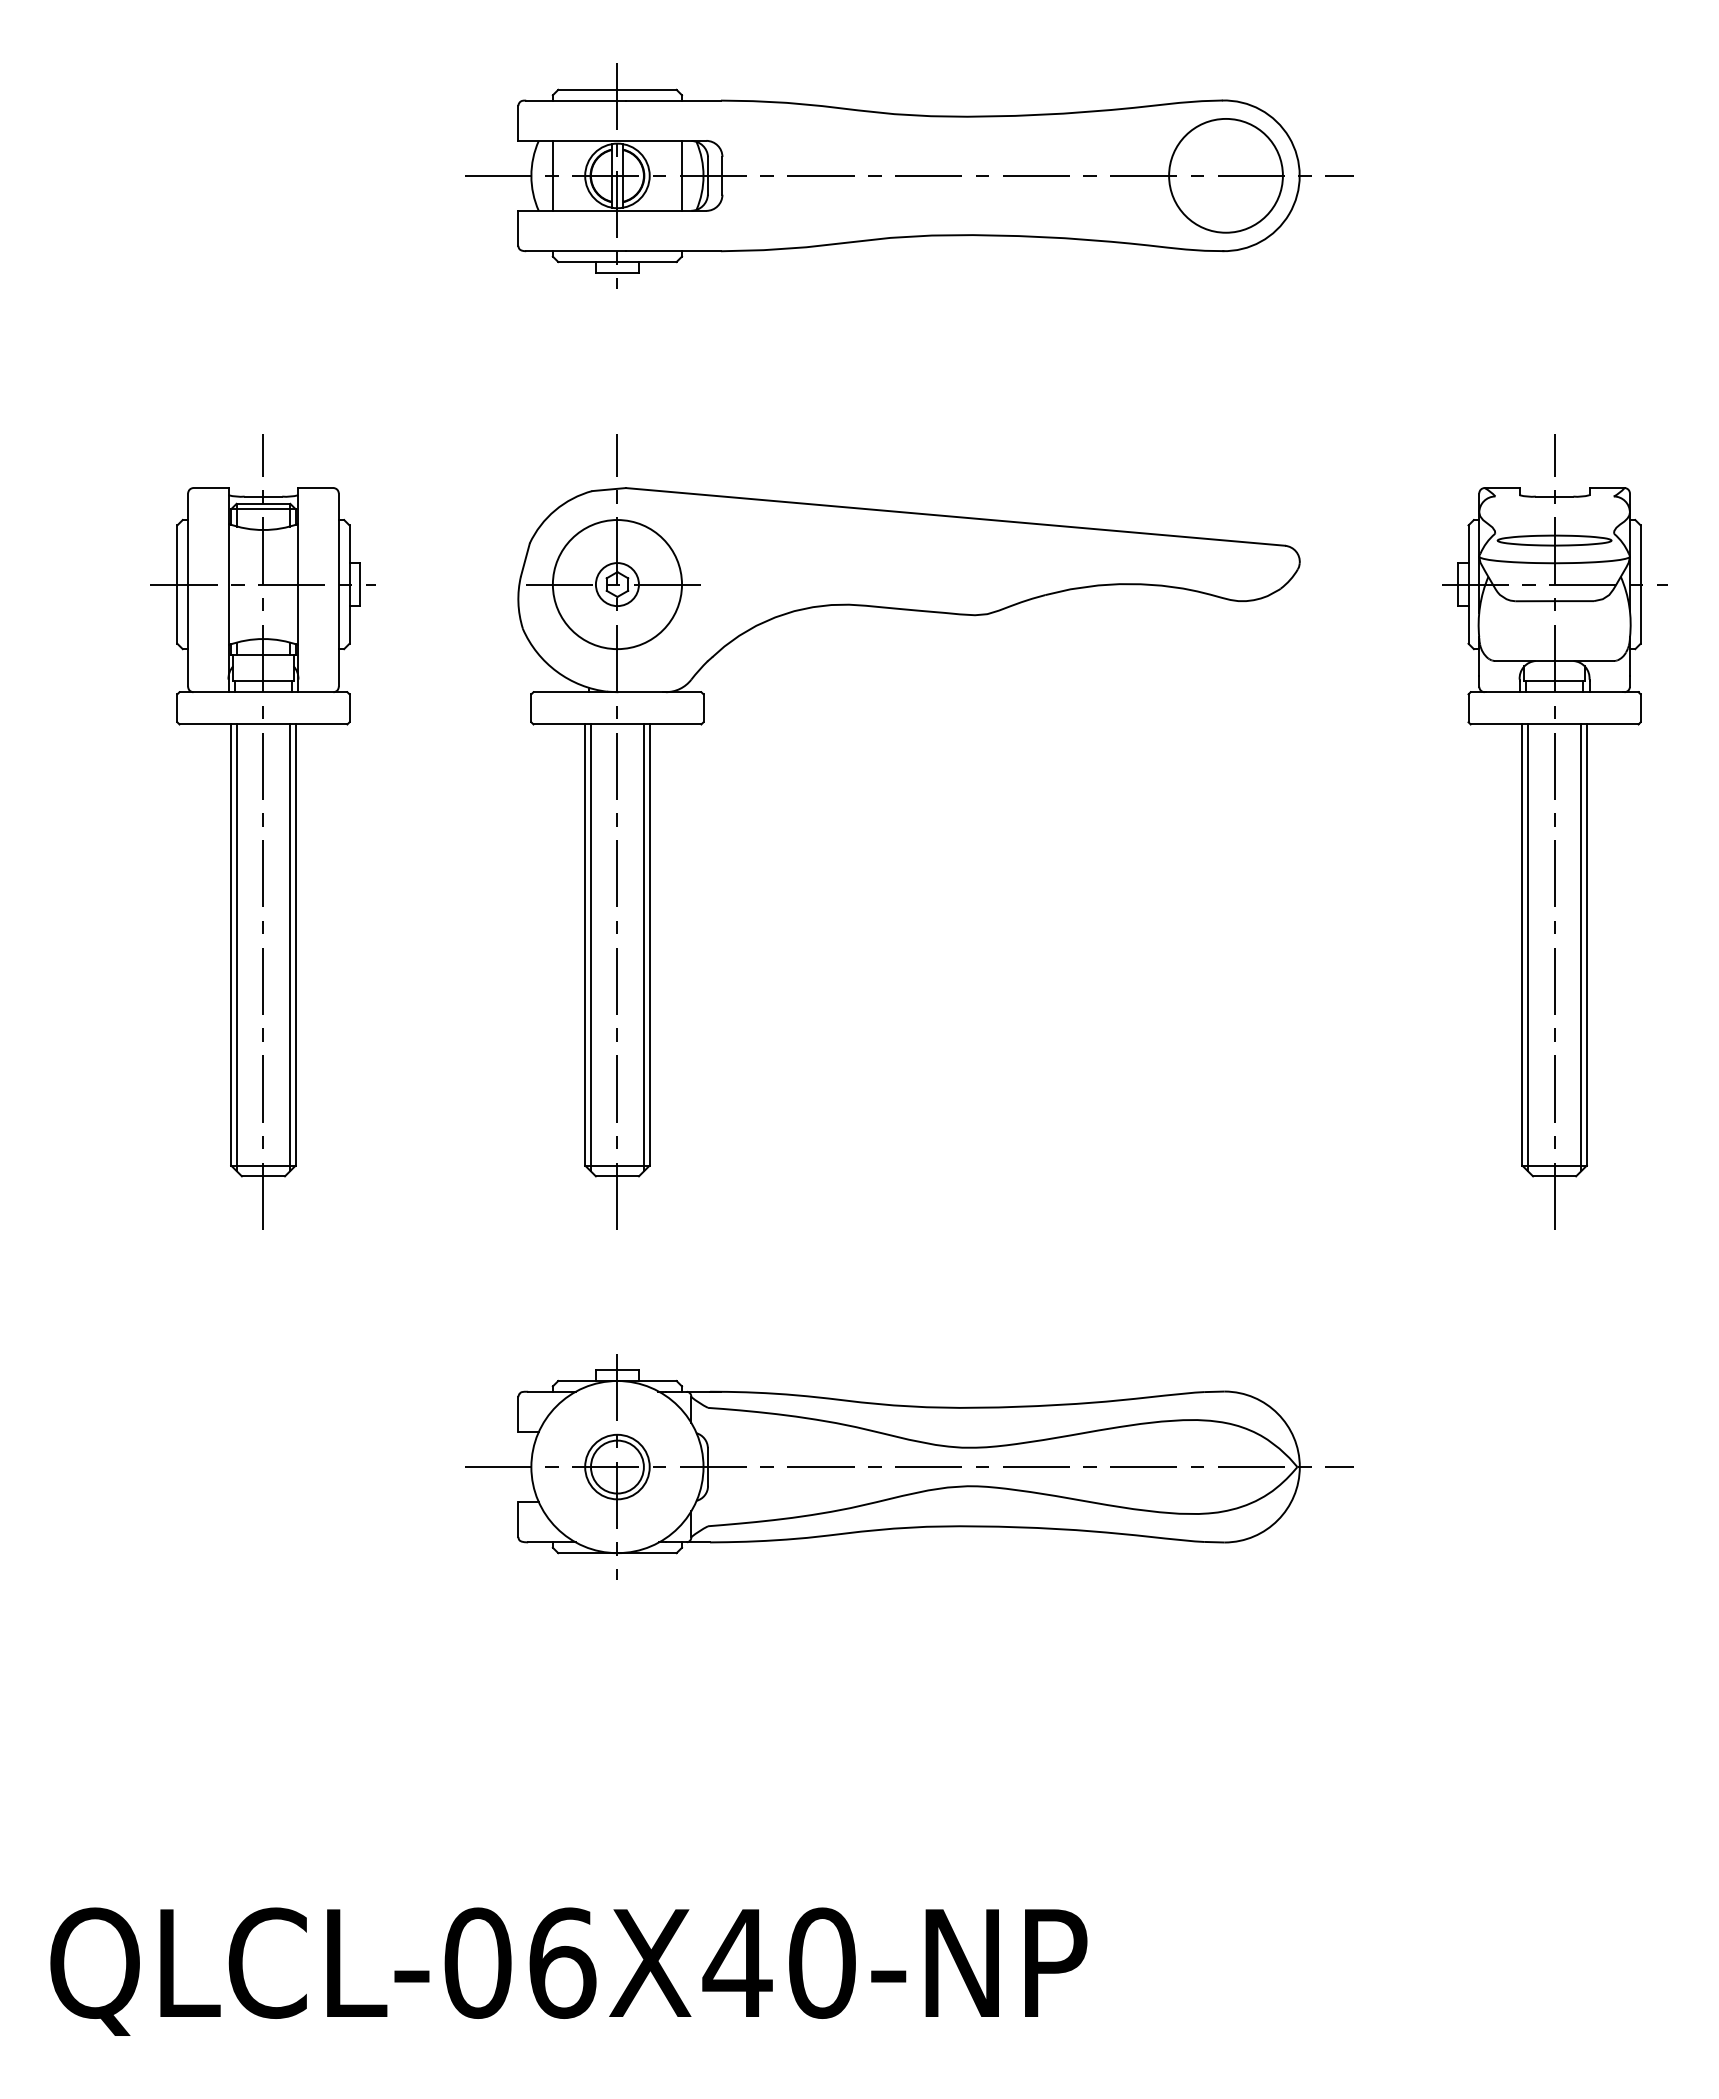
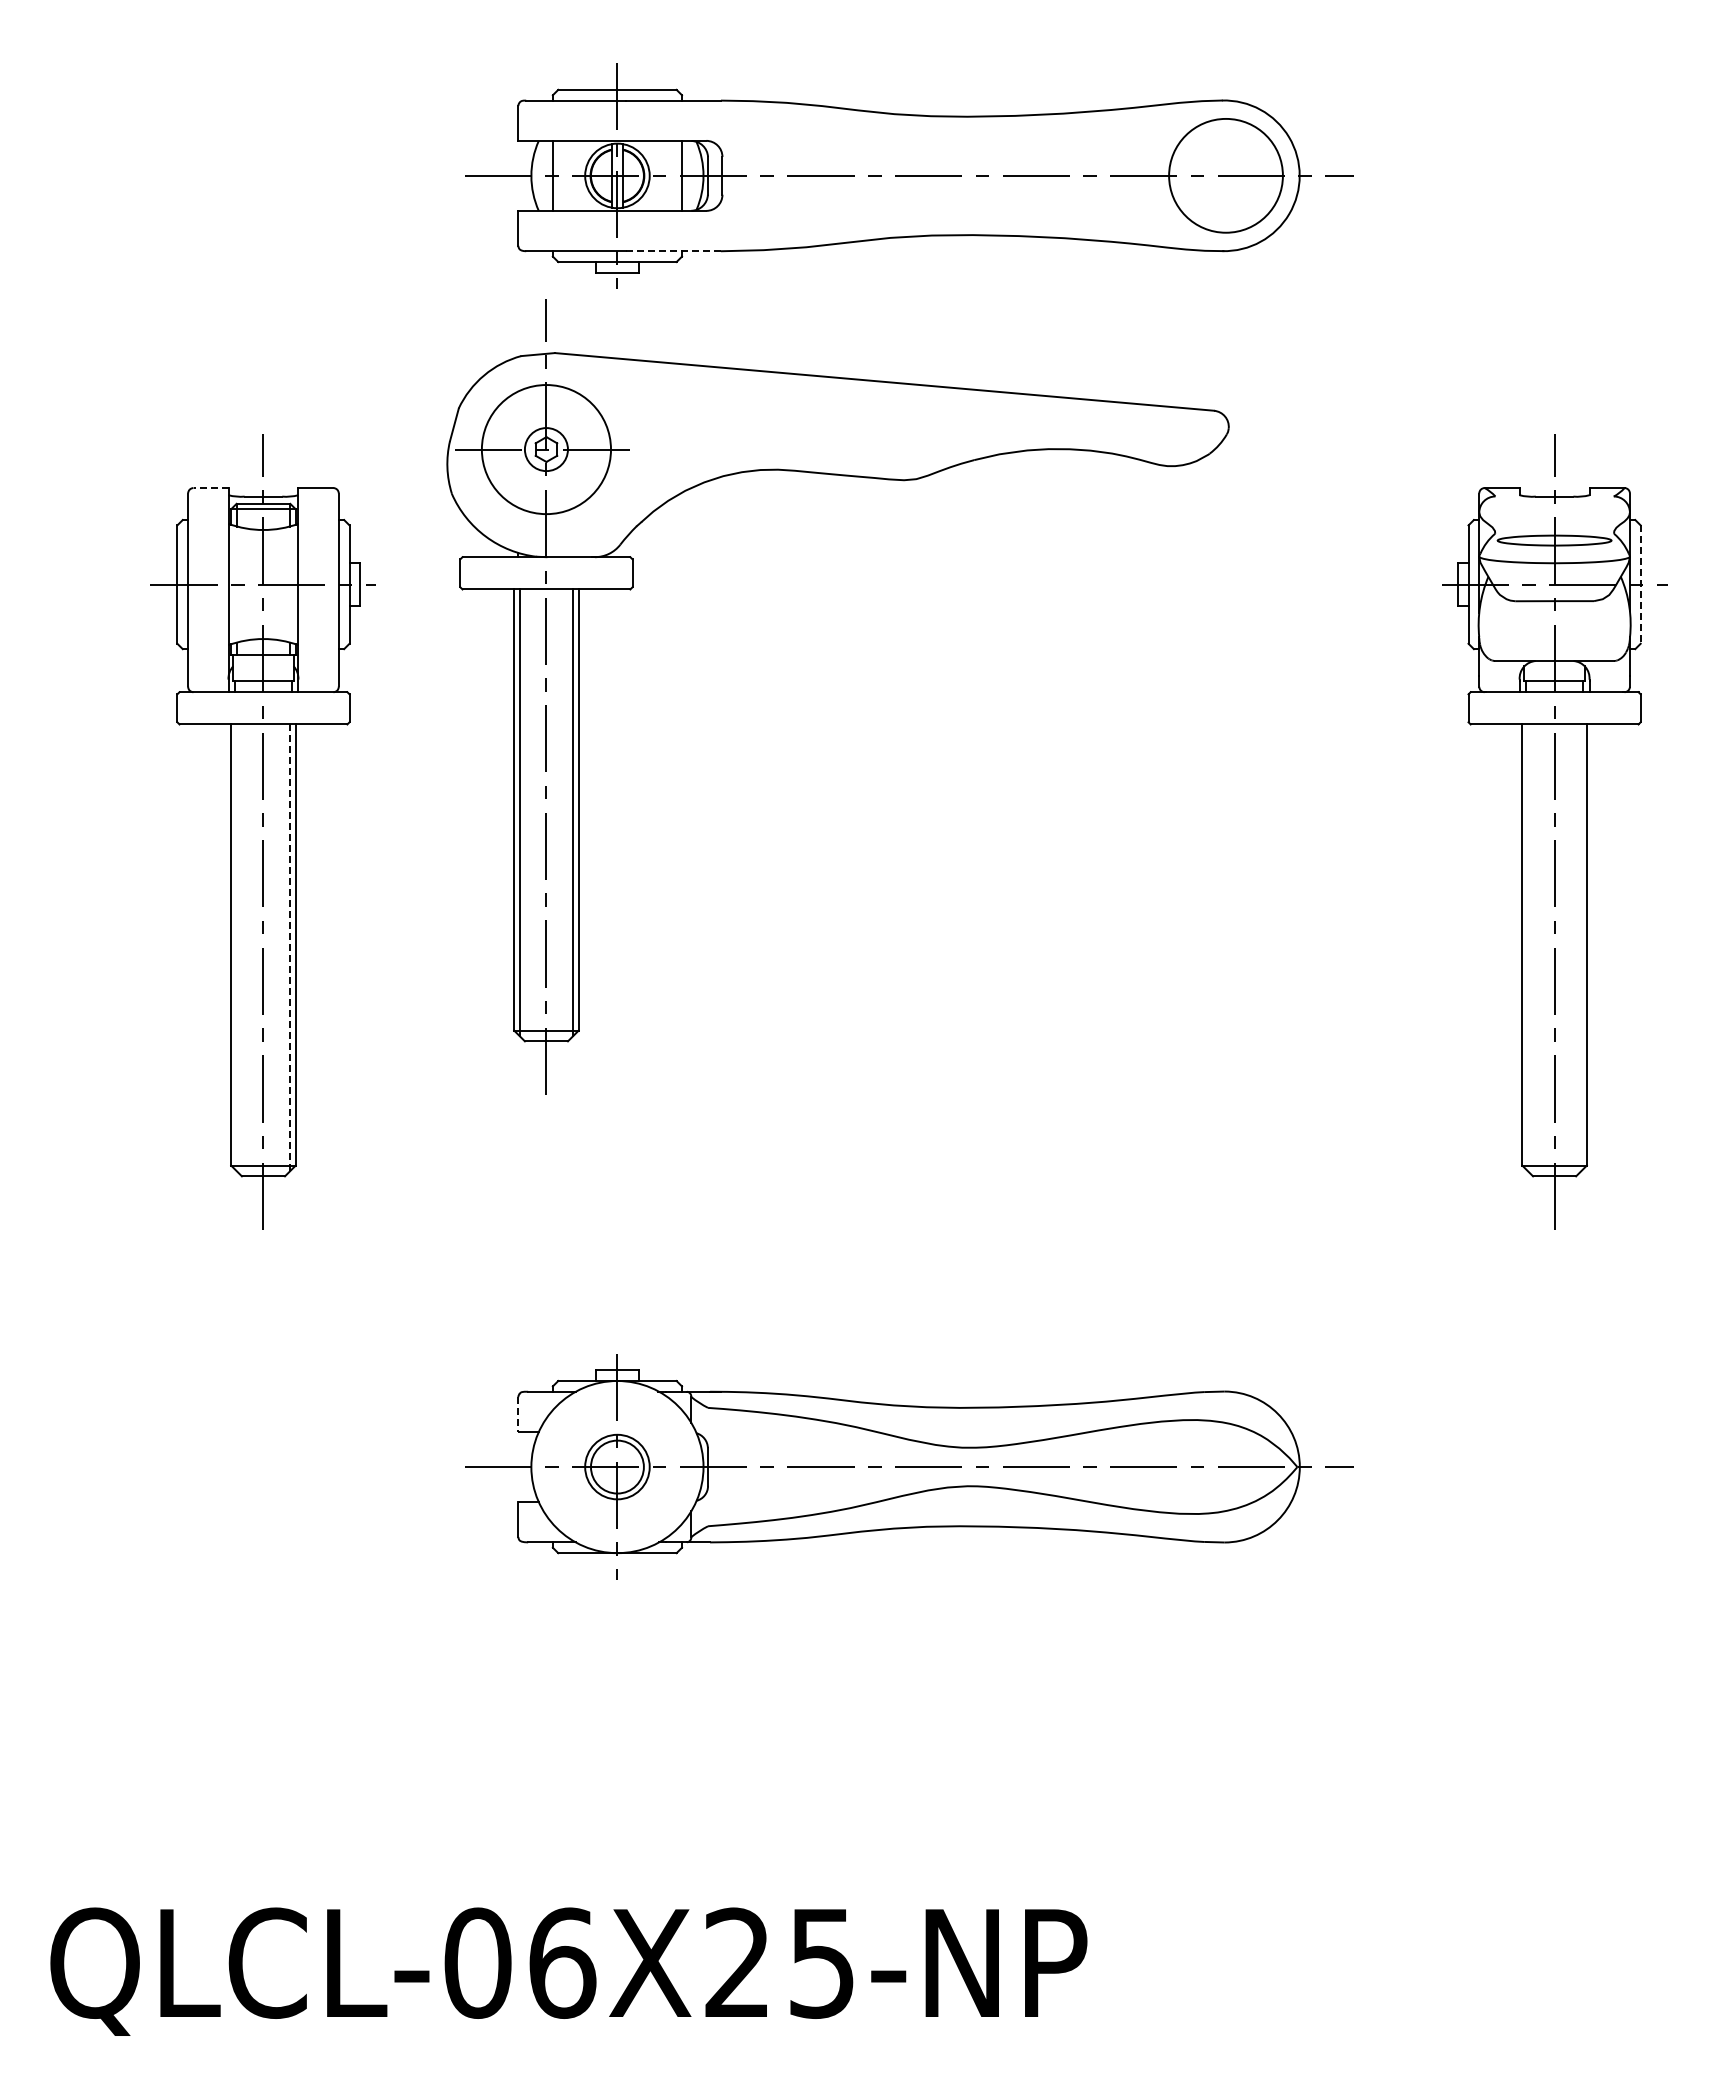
line: solid -> dashed (673, 251)
line: solid -> dashed (210, 488)
line: solid -> dashed (1640, 585)
part position: (924, 612) -> (853, 477) (853, 477)
line: present -> none (237, 947)
line: solid -> dashed (289, 947)
line: present -> none (1528, 947)
line: present -> none (1581, 947)
line: solid -> dashed (518, 1415)
text: QLCL-06X40-NP -> QLCL-06X25-NP (778, 1962)
